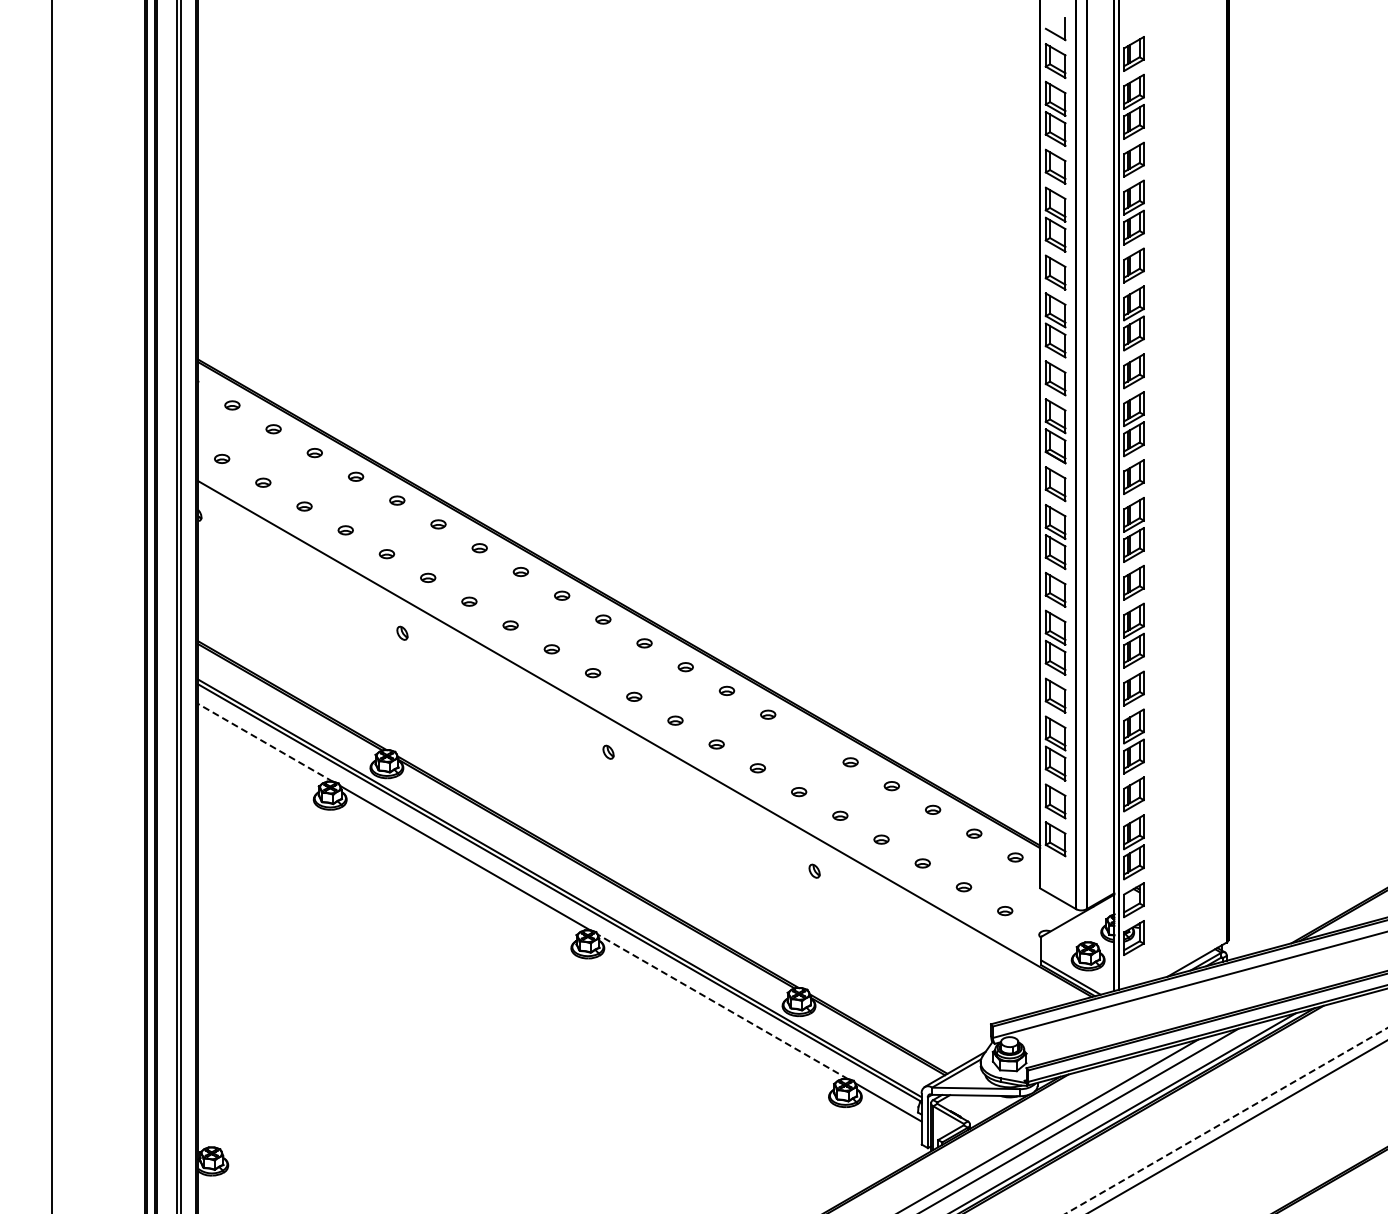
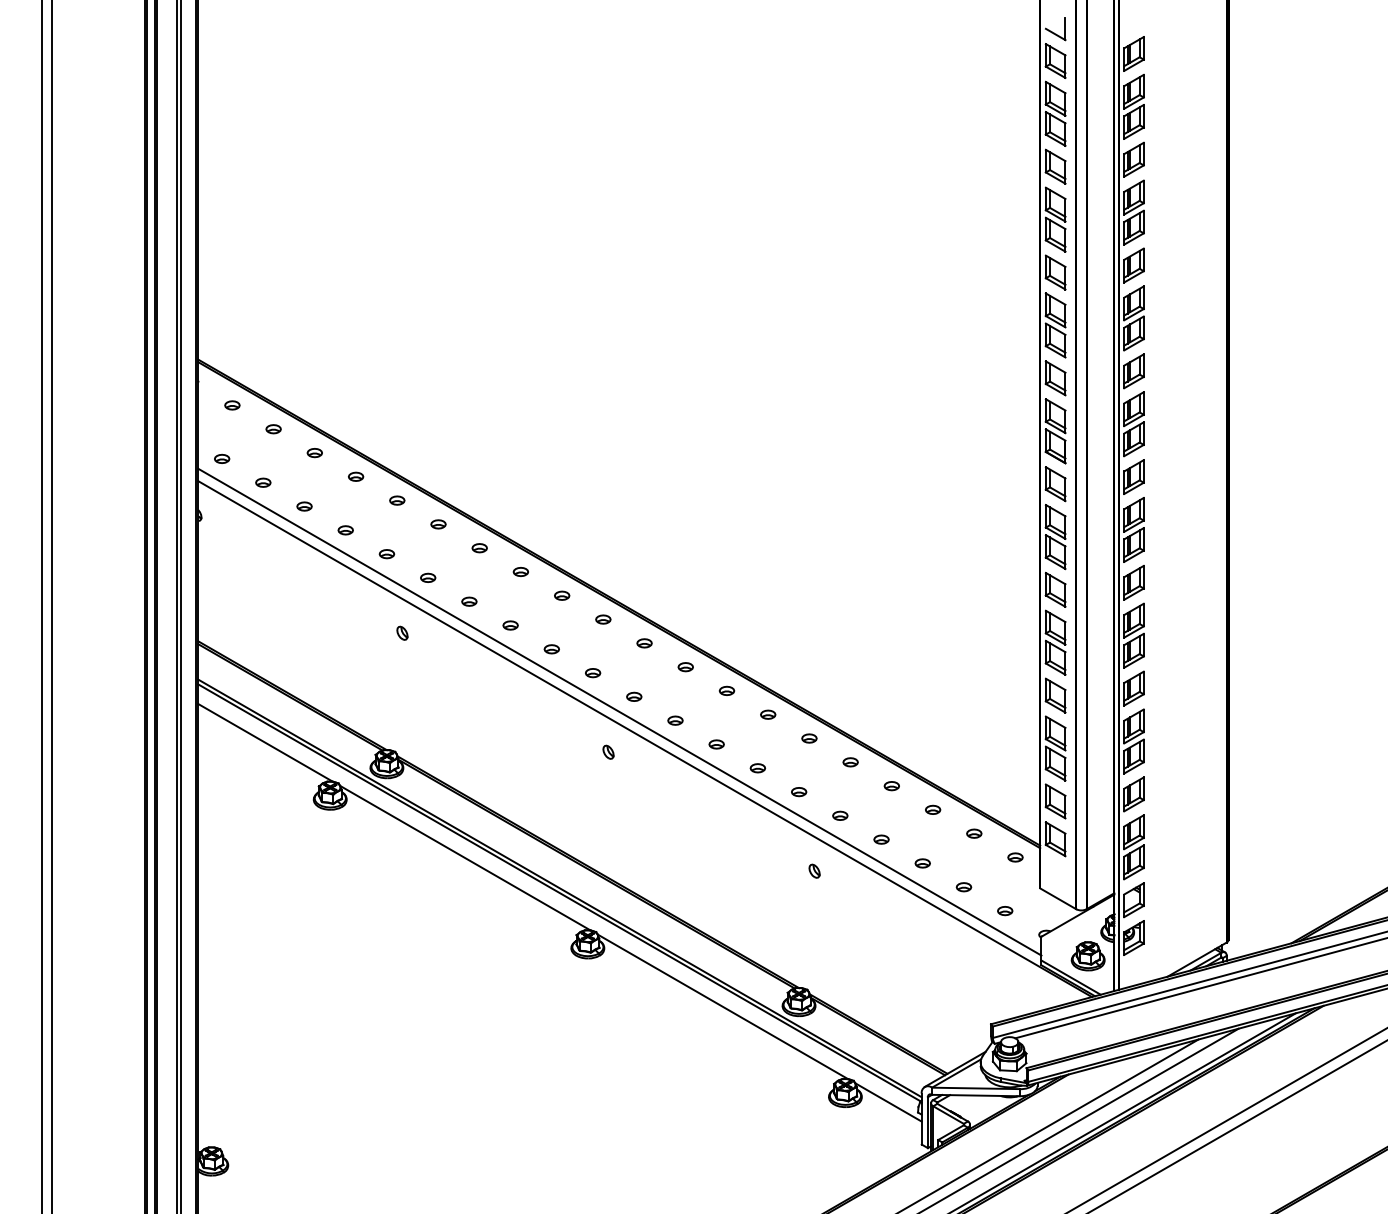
line: none -> present (41, 606)
line: none -> present (619, 711)
part: none -> present (809, 738)
line: dashed -> solid (265, 742)
line: none -> present (1199, 988)
line: dashed -> solid (722, 1006)
line: dashed -> solid (1226, 1120)
